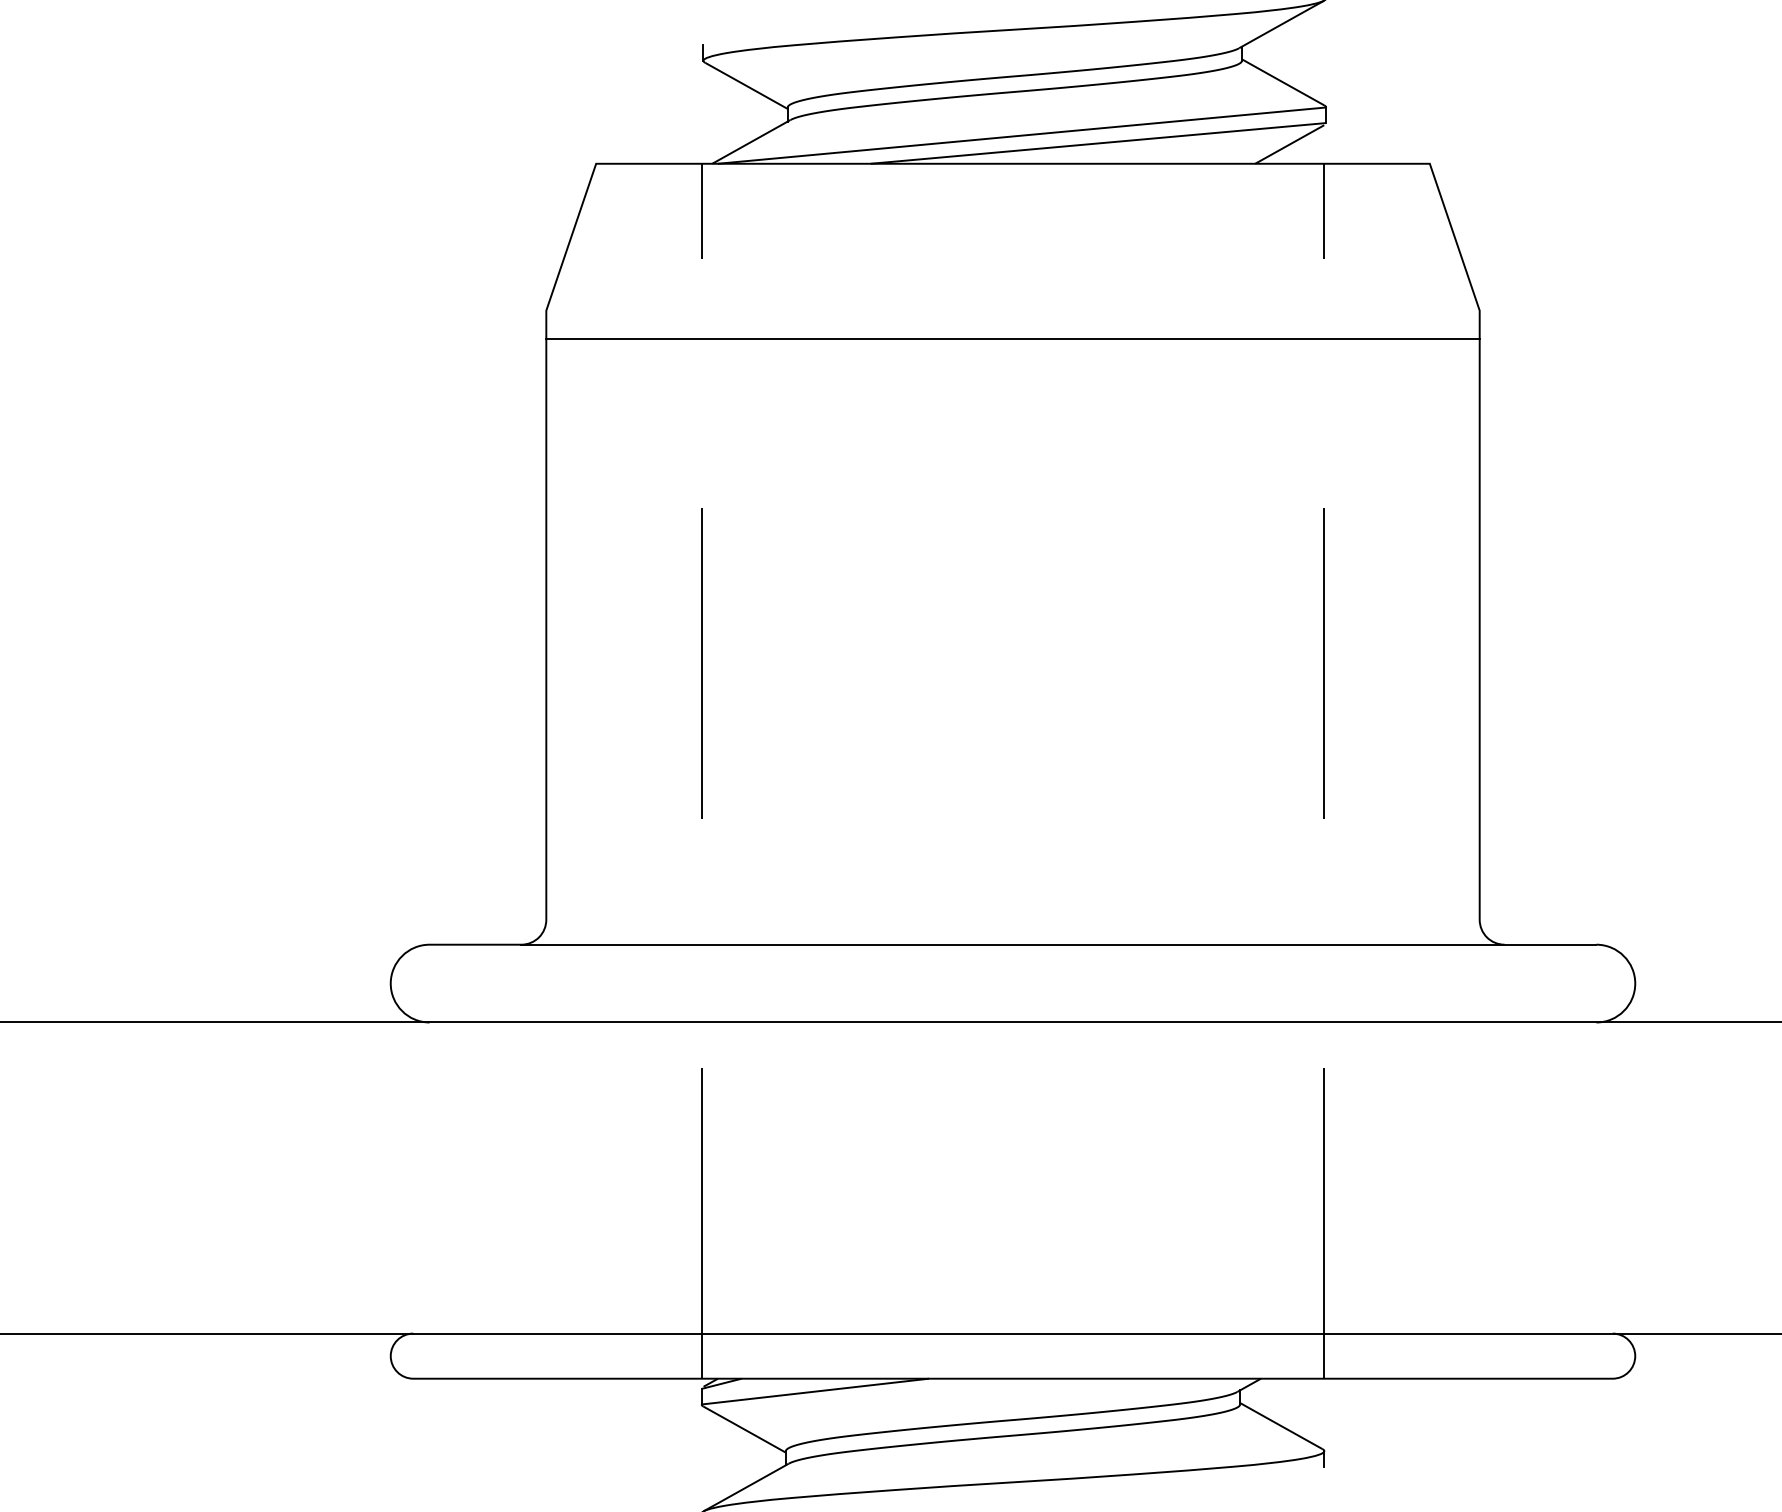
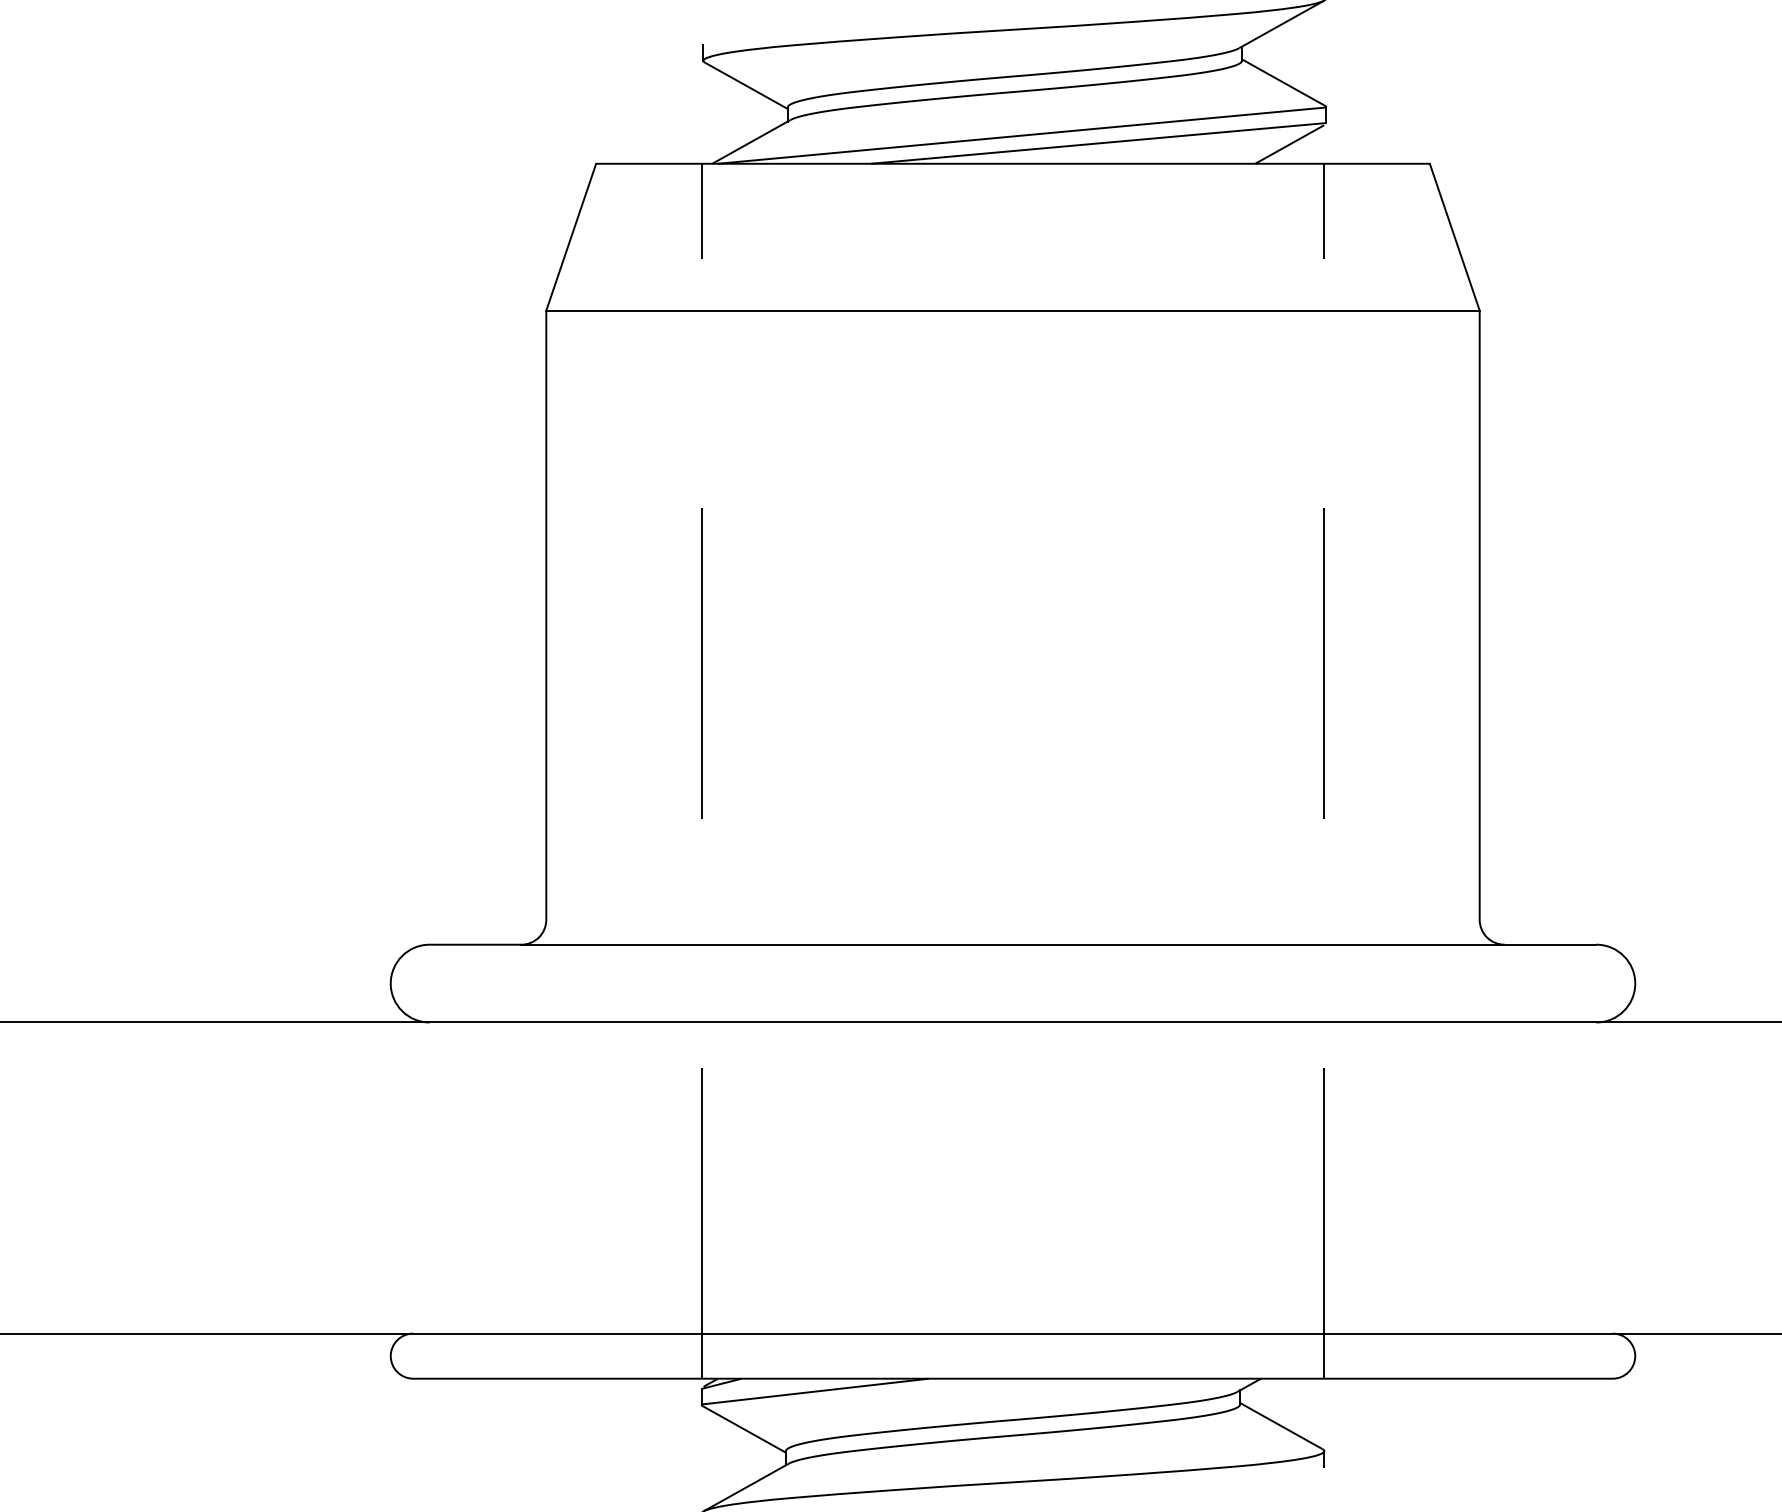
line position: (1012, 338) -> (1012, 310) (1012, 310)
